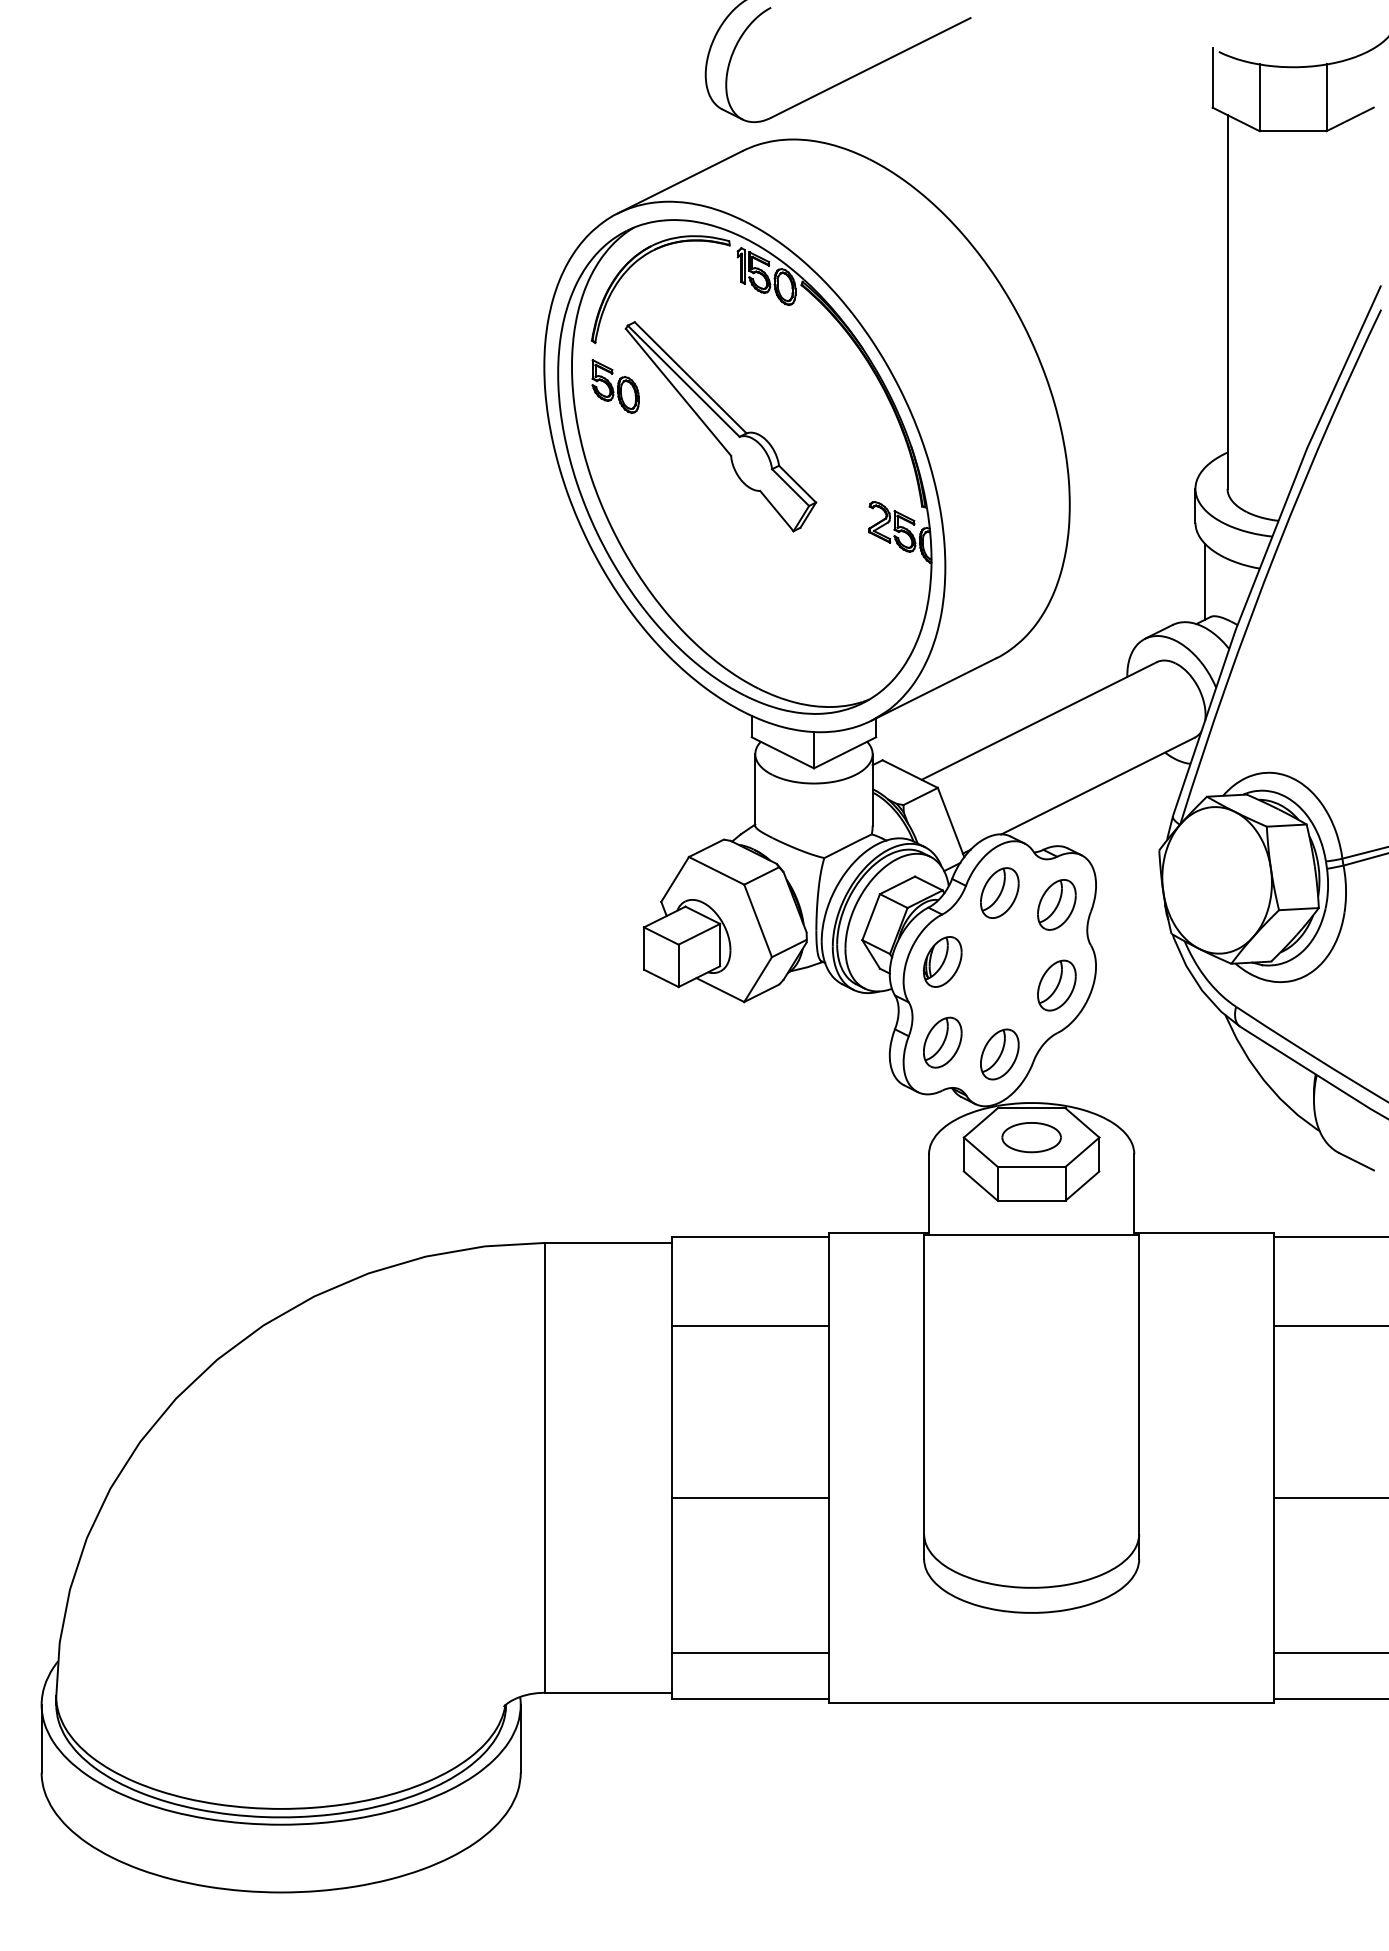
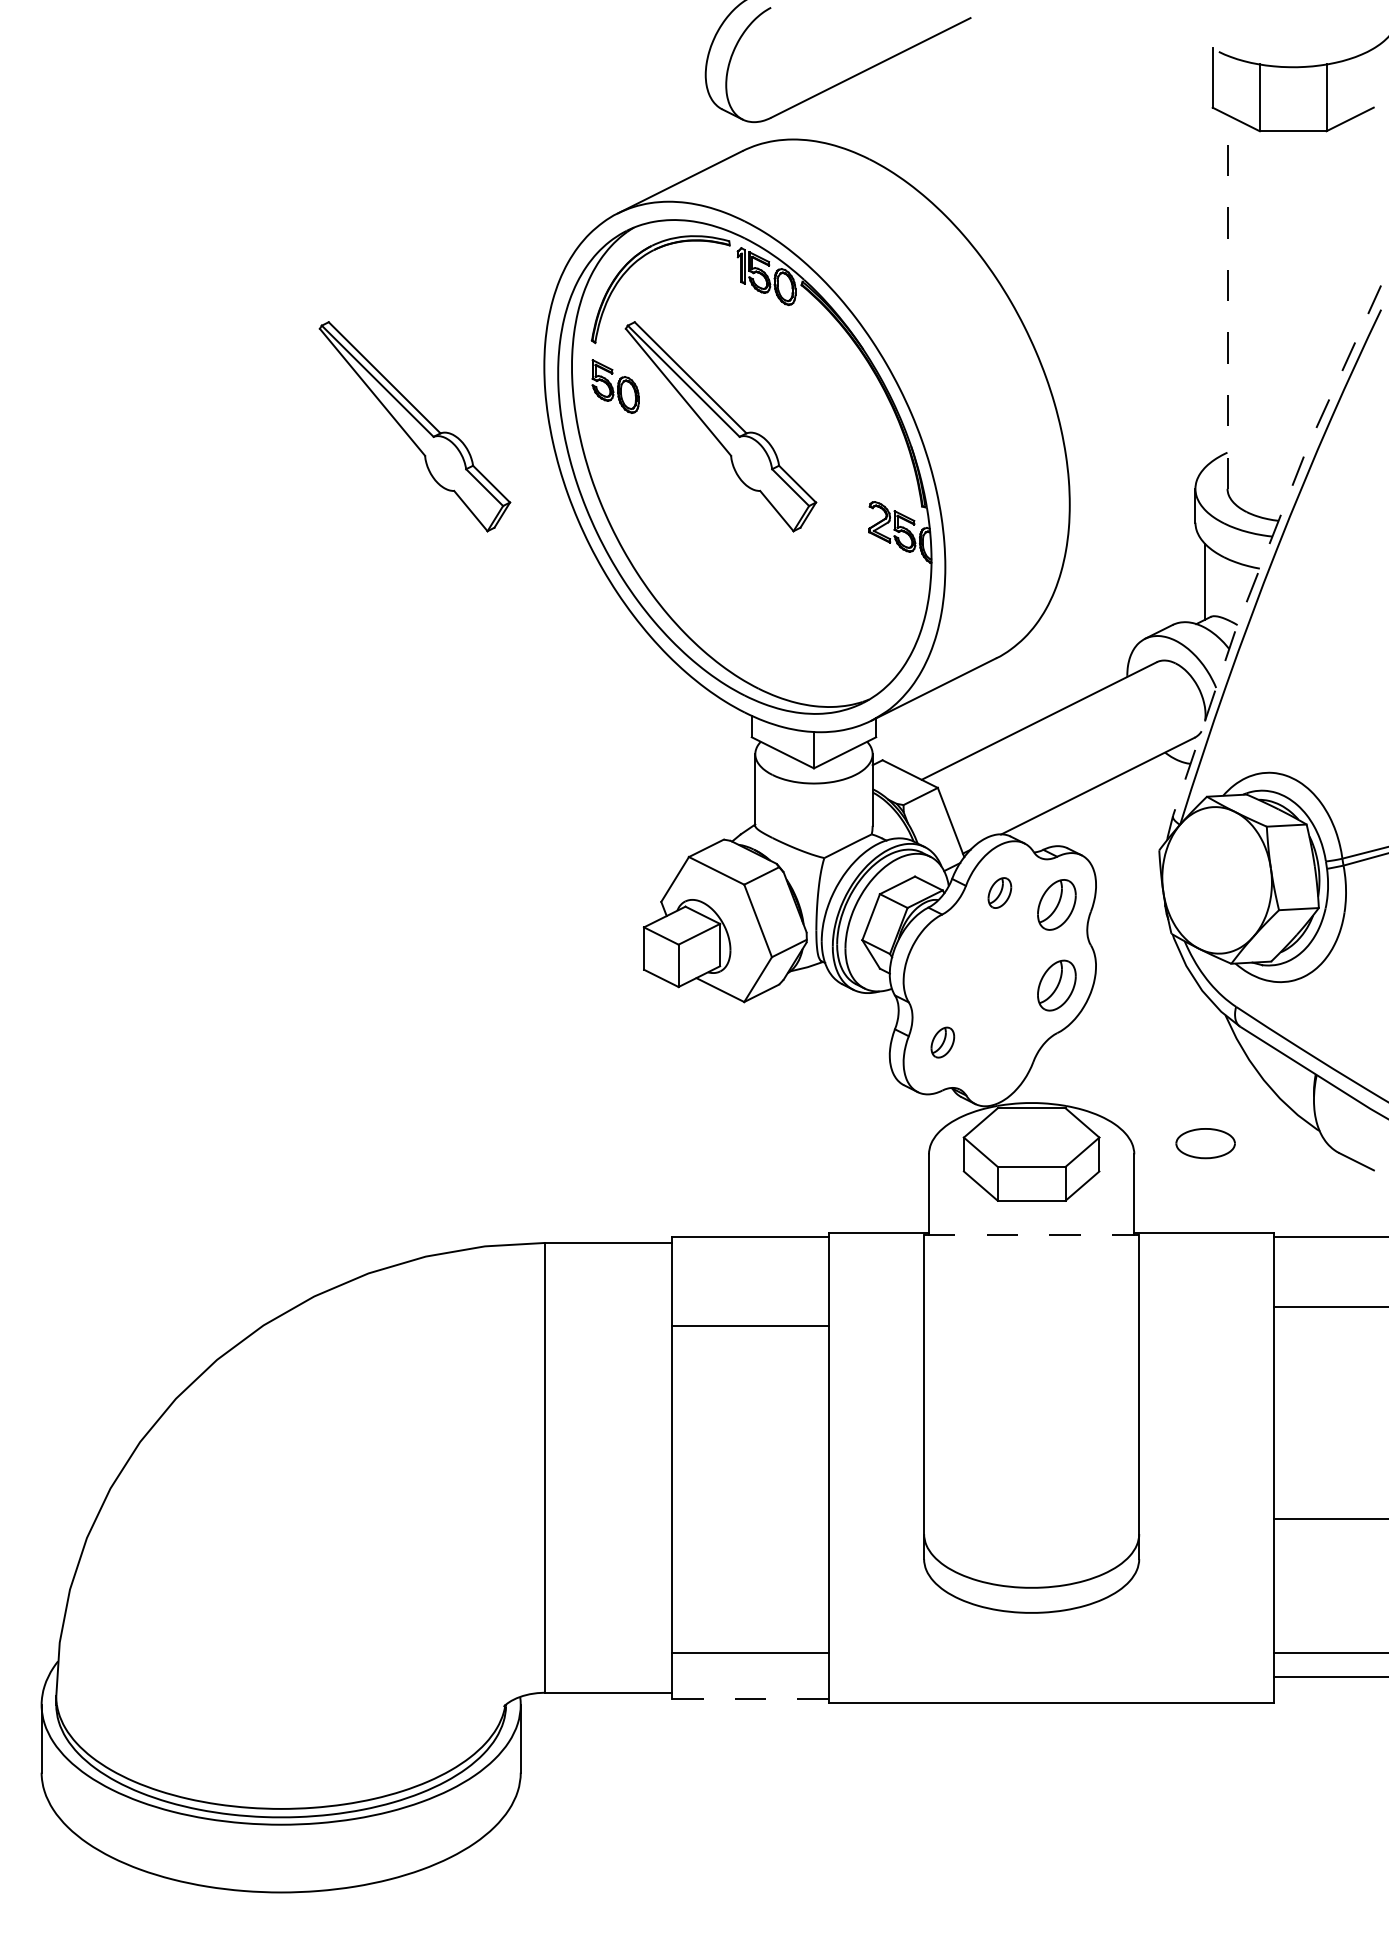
line: solid -> dashed (1227, 301)
part: none -> present (414, 426)
line: solid -> dashed (1268, 547)
part size: 40x52 px -> 26x32 px (999, 892)
part: present -> none (942, 961)
part size: 40x53 px -> 26x33 px (942, 1042)
part: present -> none (999, 1054)
part position: (1031, 1137) -> (1205, 1143) (1205, 1143)
line: solid -> dashed (1031, 1235)
line position: (1329, 1326) -> (1329, 1307) (1329, 1307)
line: present -> none (750, 1498)
line position: (1329, 1498) -> (1329, 1519) (1329, 1519)
line: solid -> dashed (751, 1698)
line position: (1329, 1698) -> (1329, 1676) (1329, 1676)
